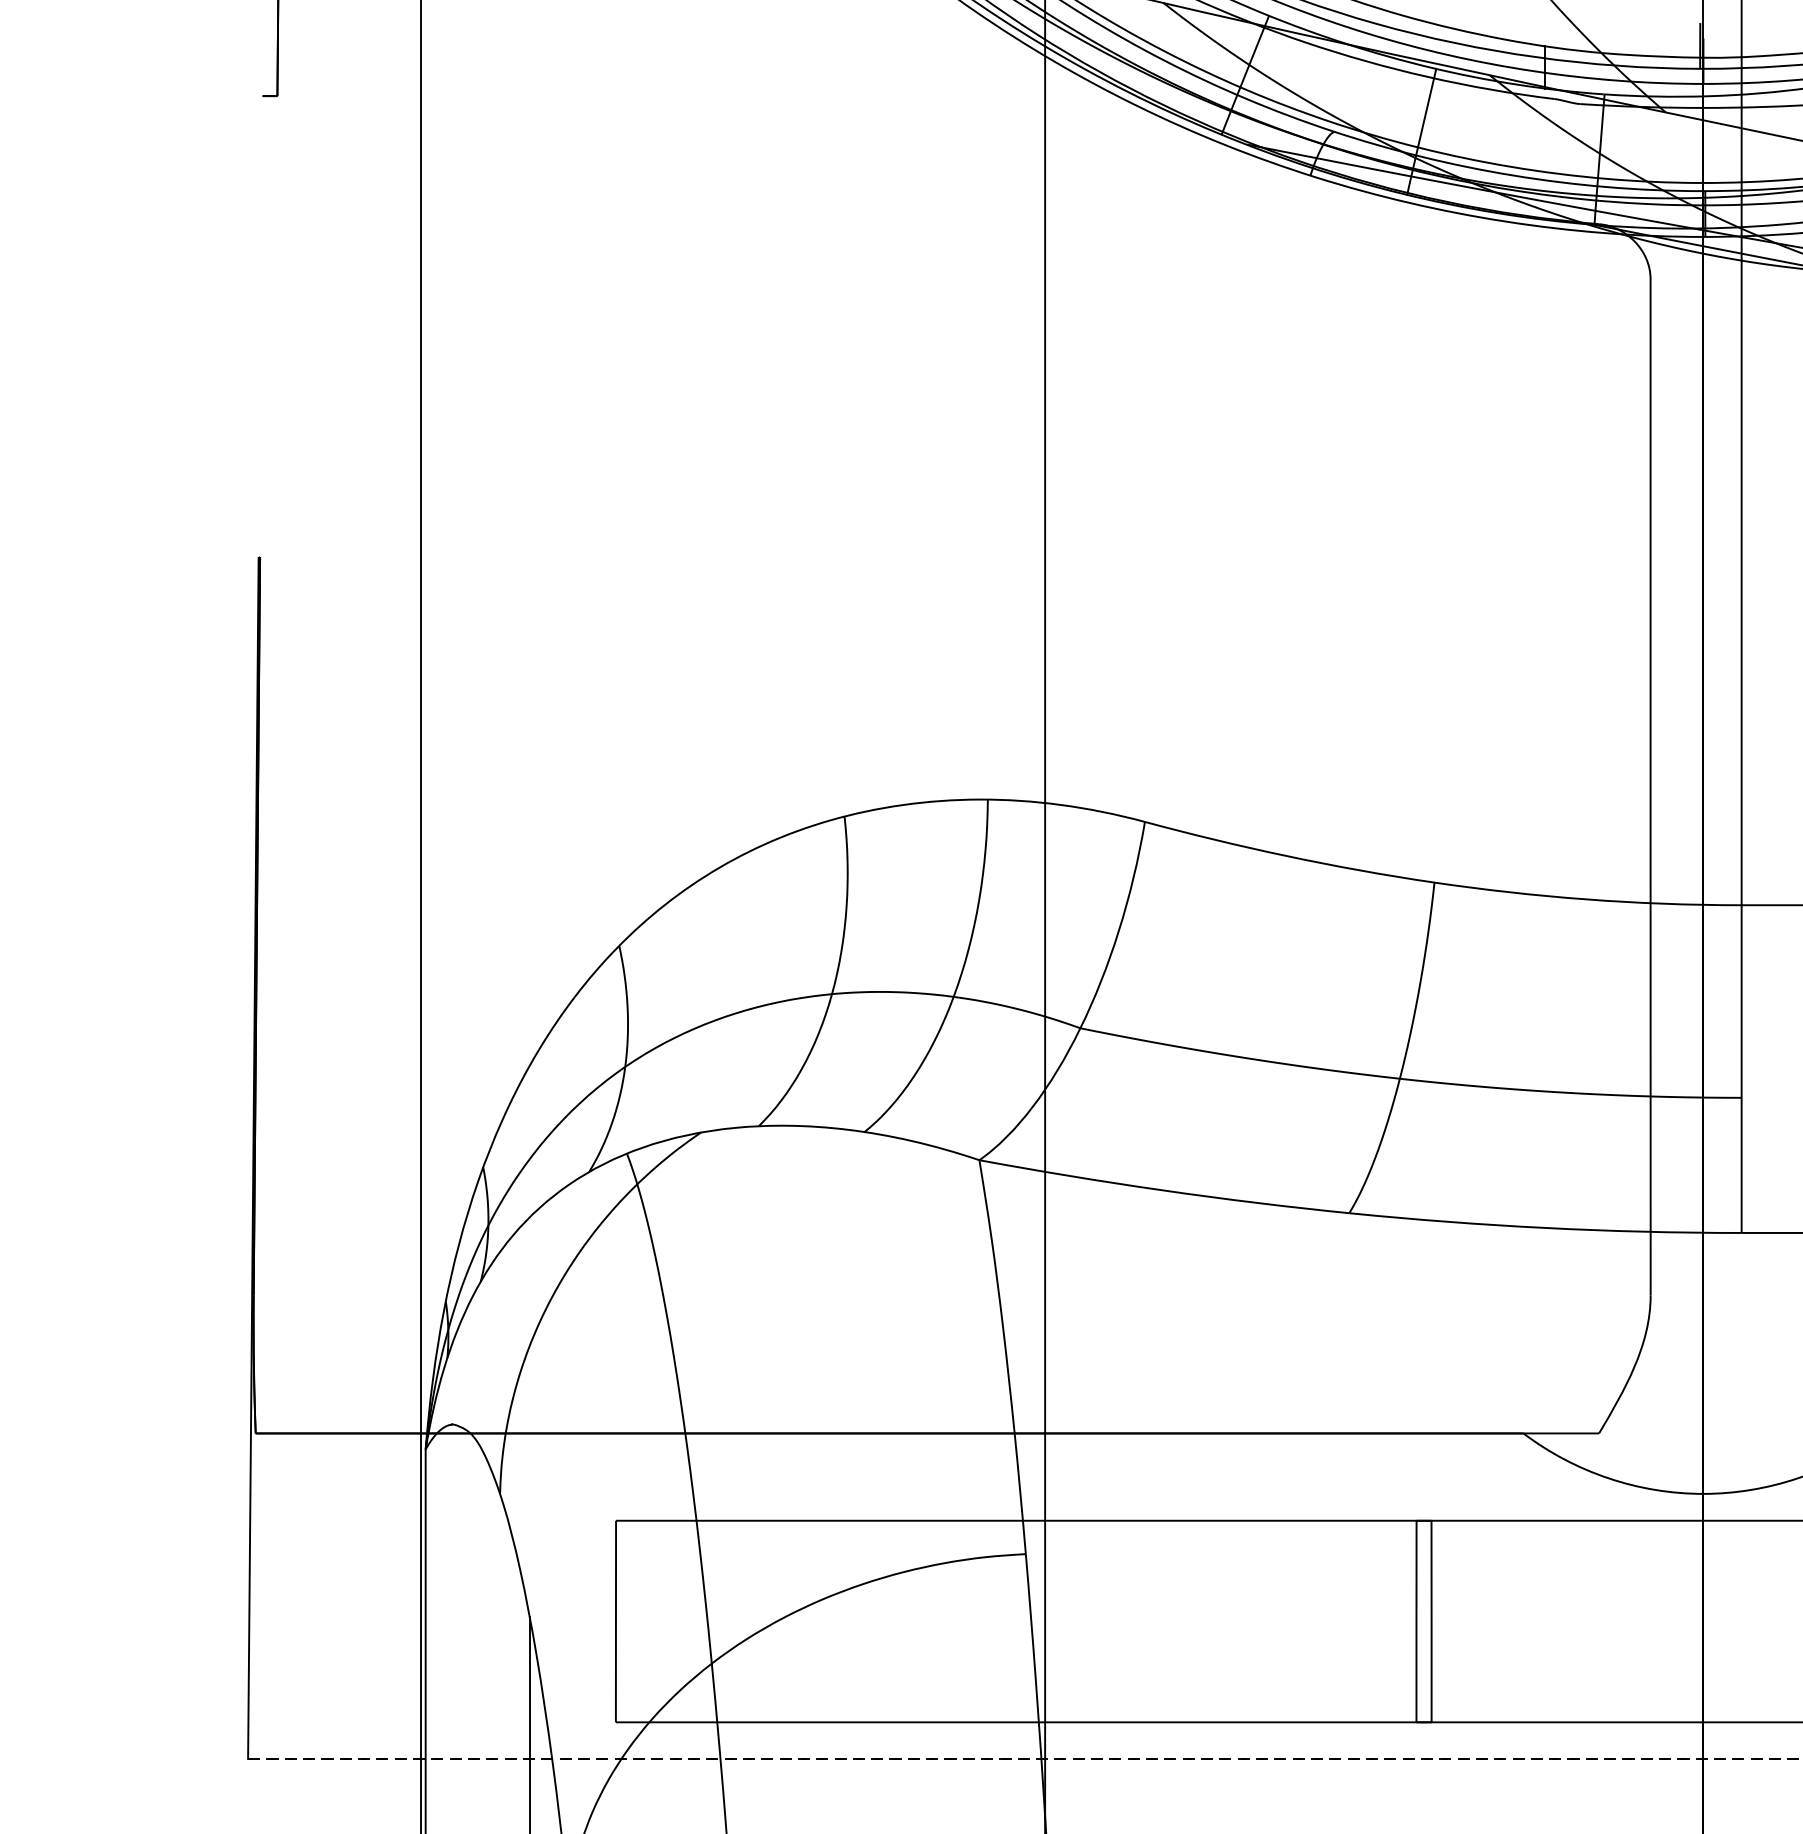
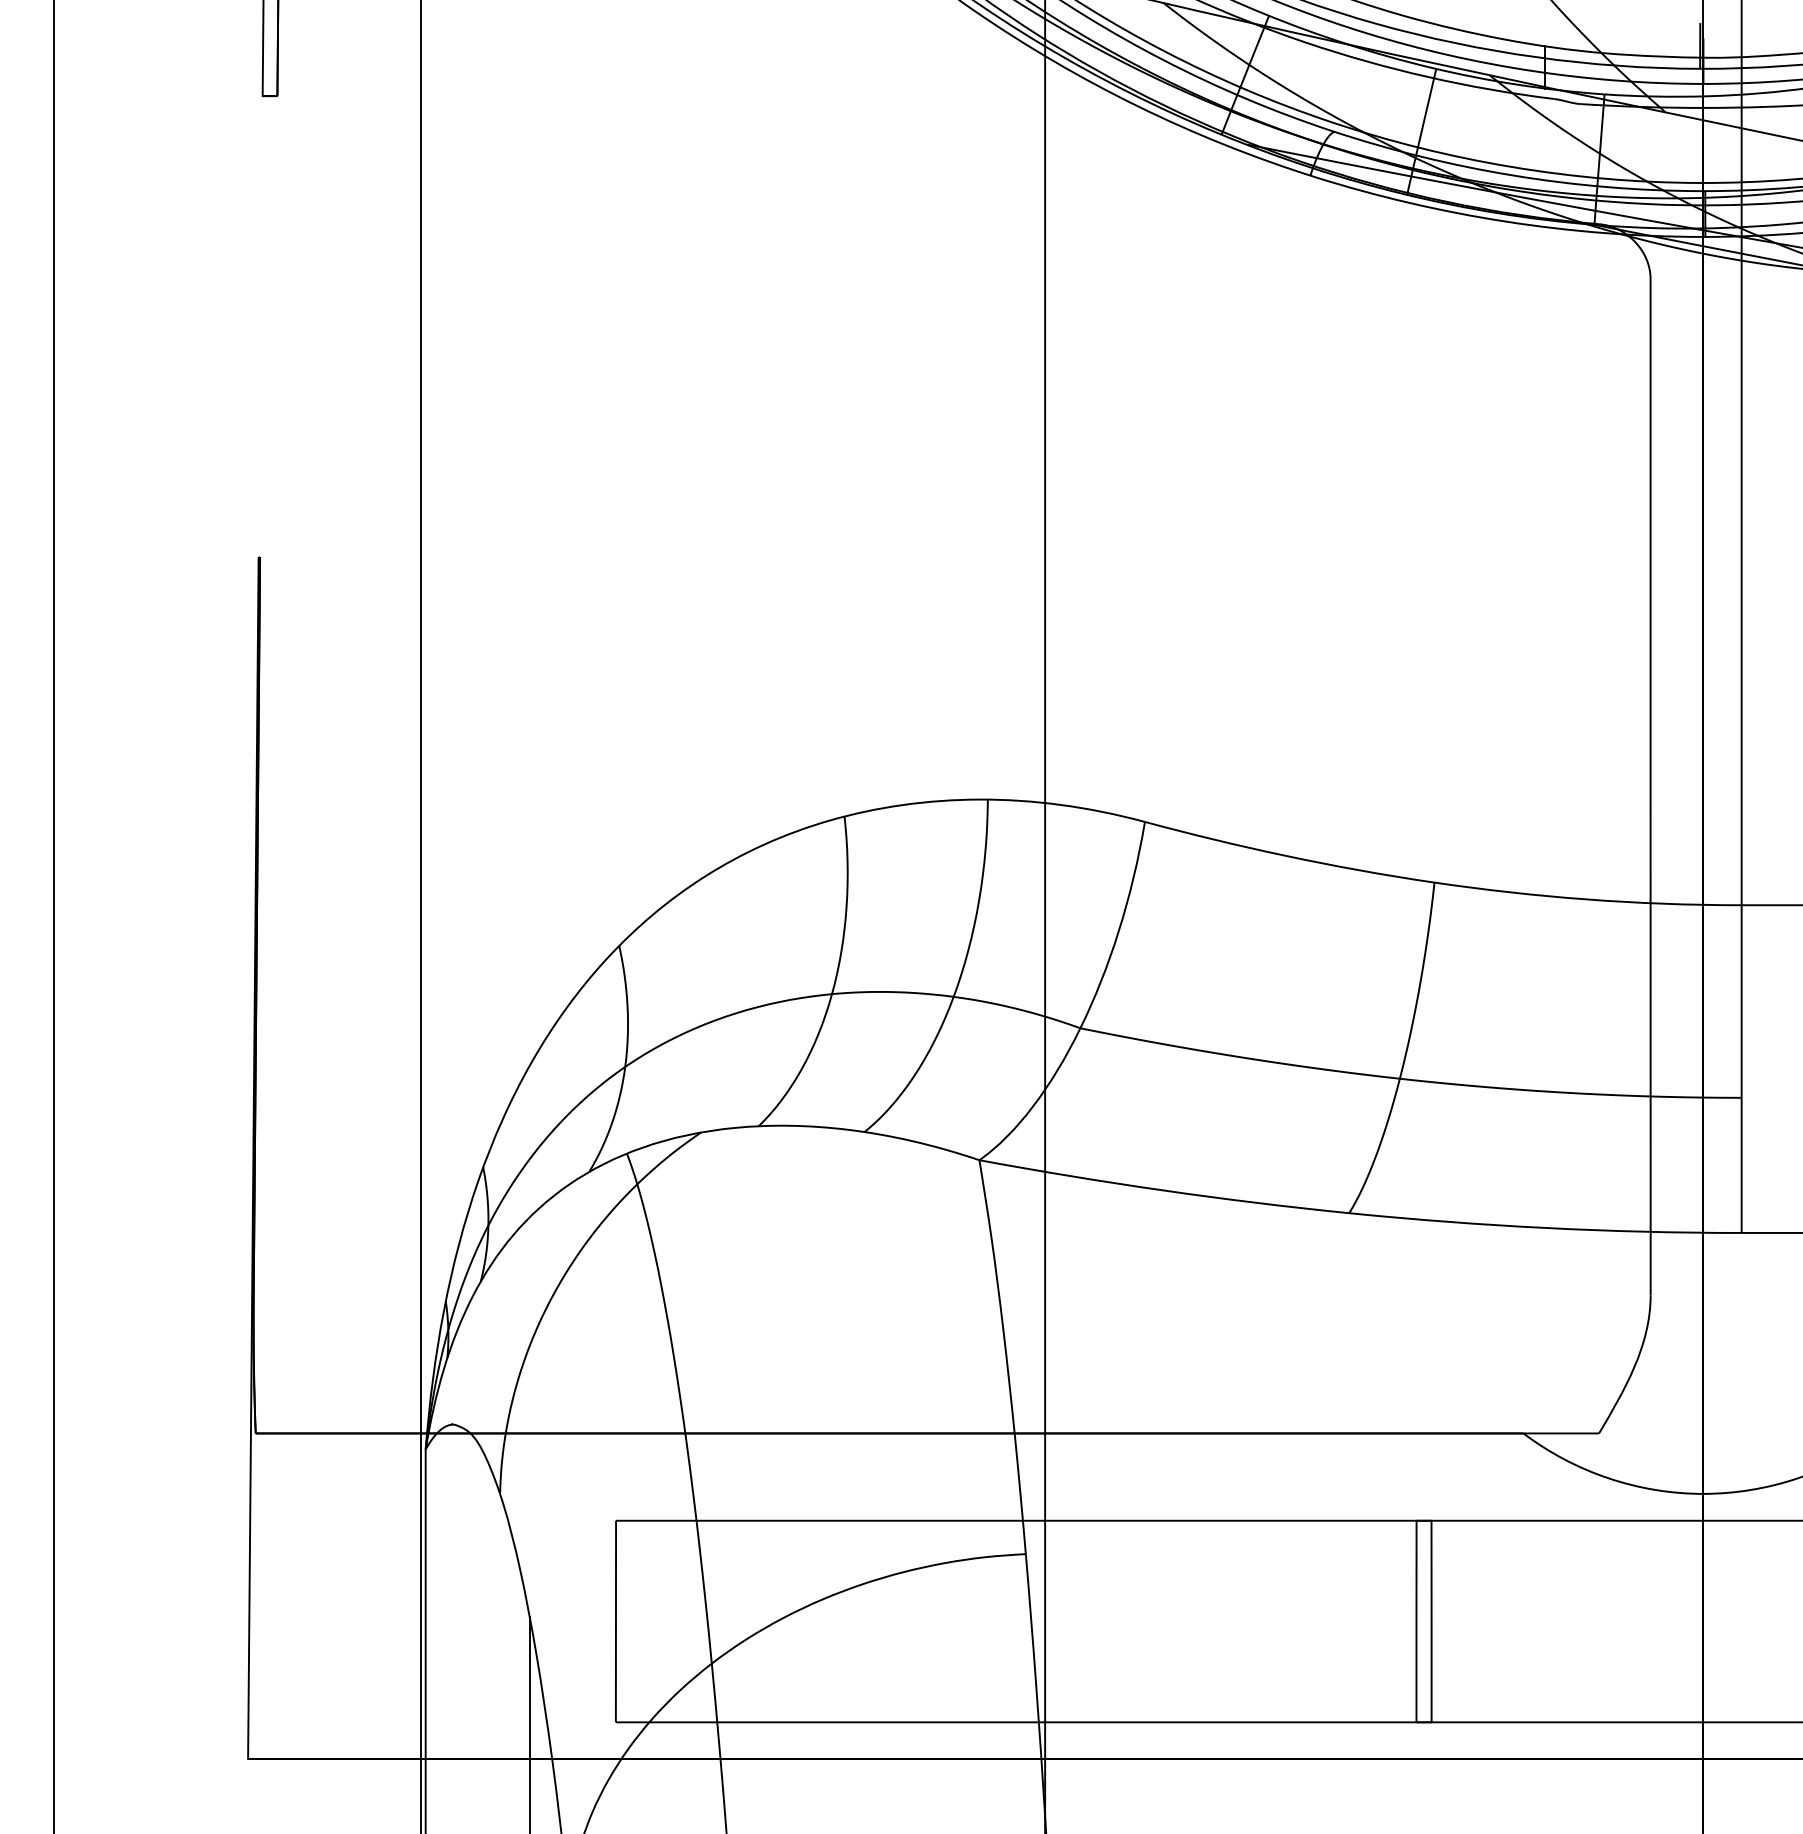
line: none -> present (262, 49)
line: none -> present (54, 916)
circle: dashed -> solid (1025, 1758)
